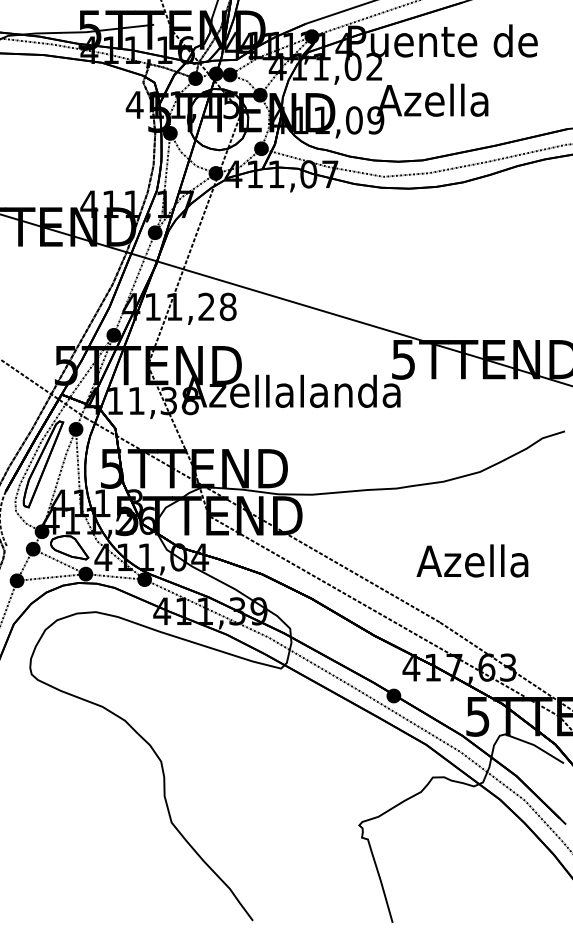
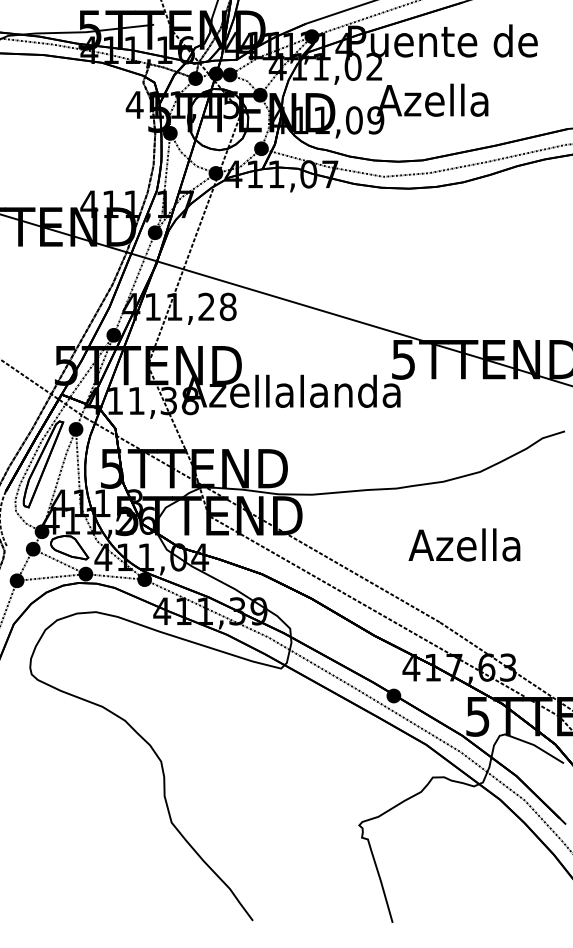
text position: (472, 560) -> (464, 544) (464, 544)
